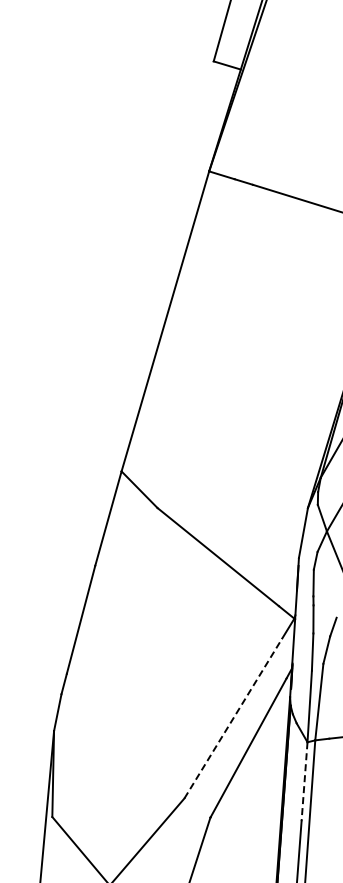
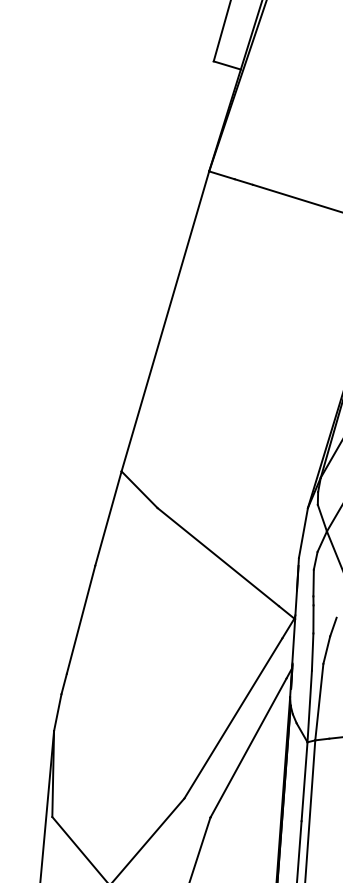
line: dashed -> solid (233, 718)
line: dashed -> solid (304, 781)
